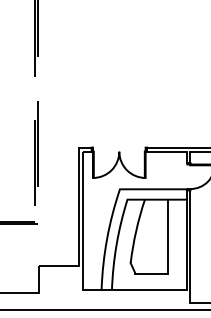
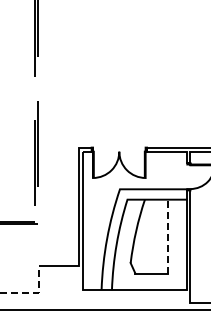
line: solid -> dashed (168, 236)
line: solid -> dashed (33, 292)
